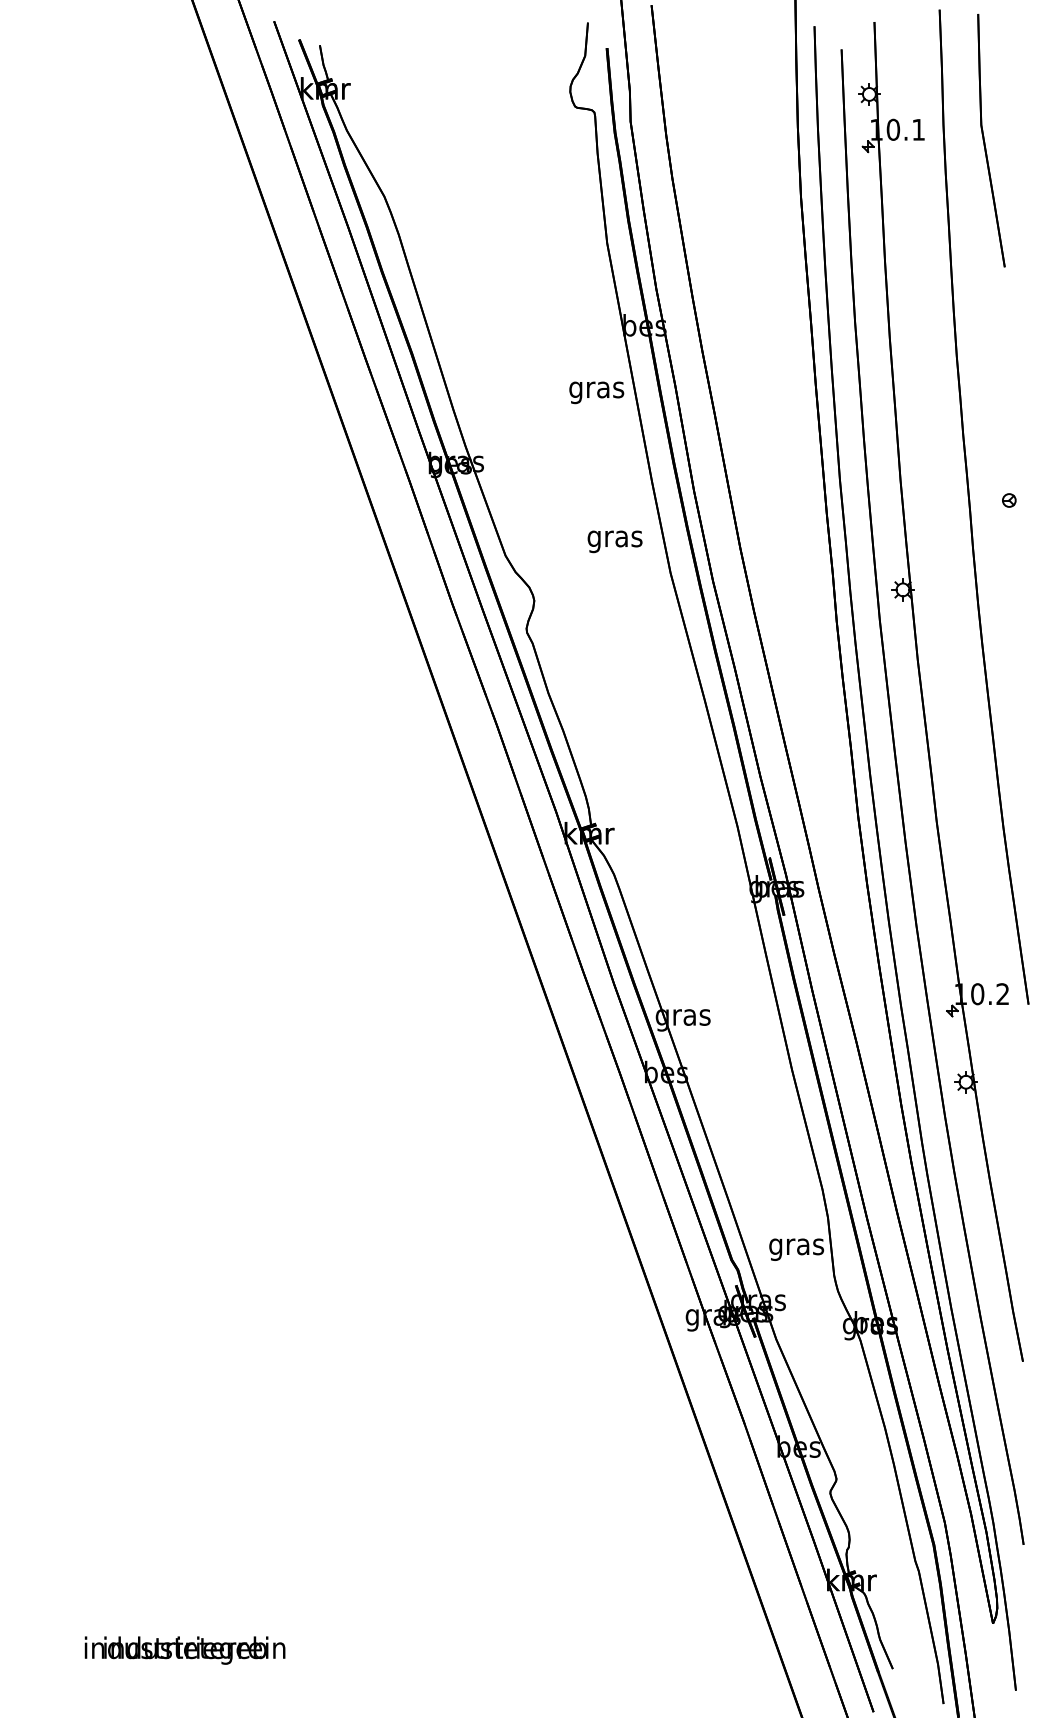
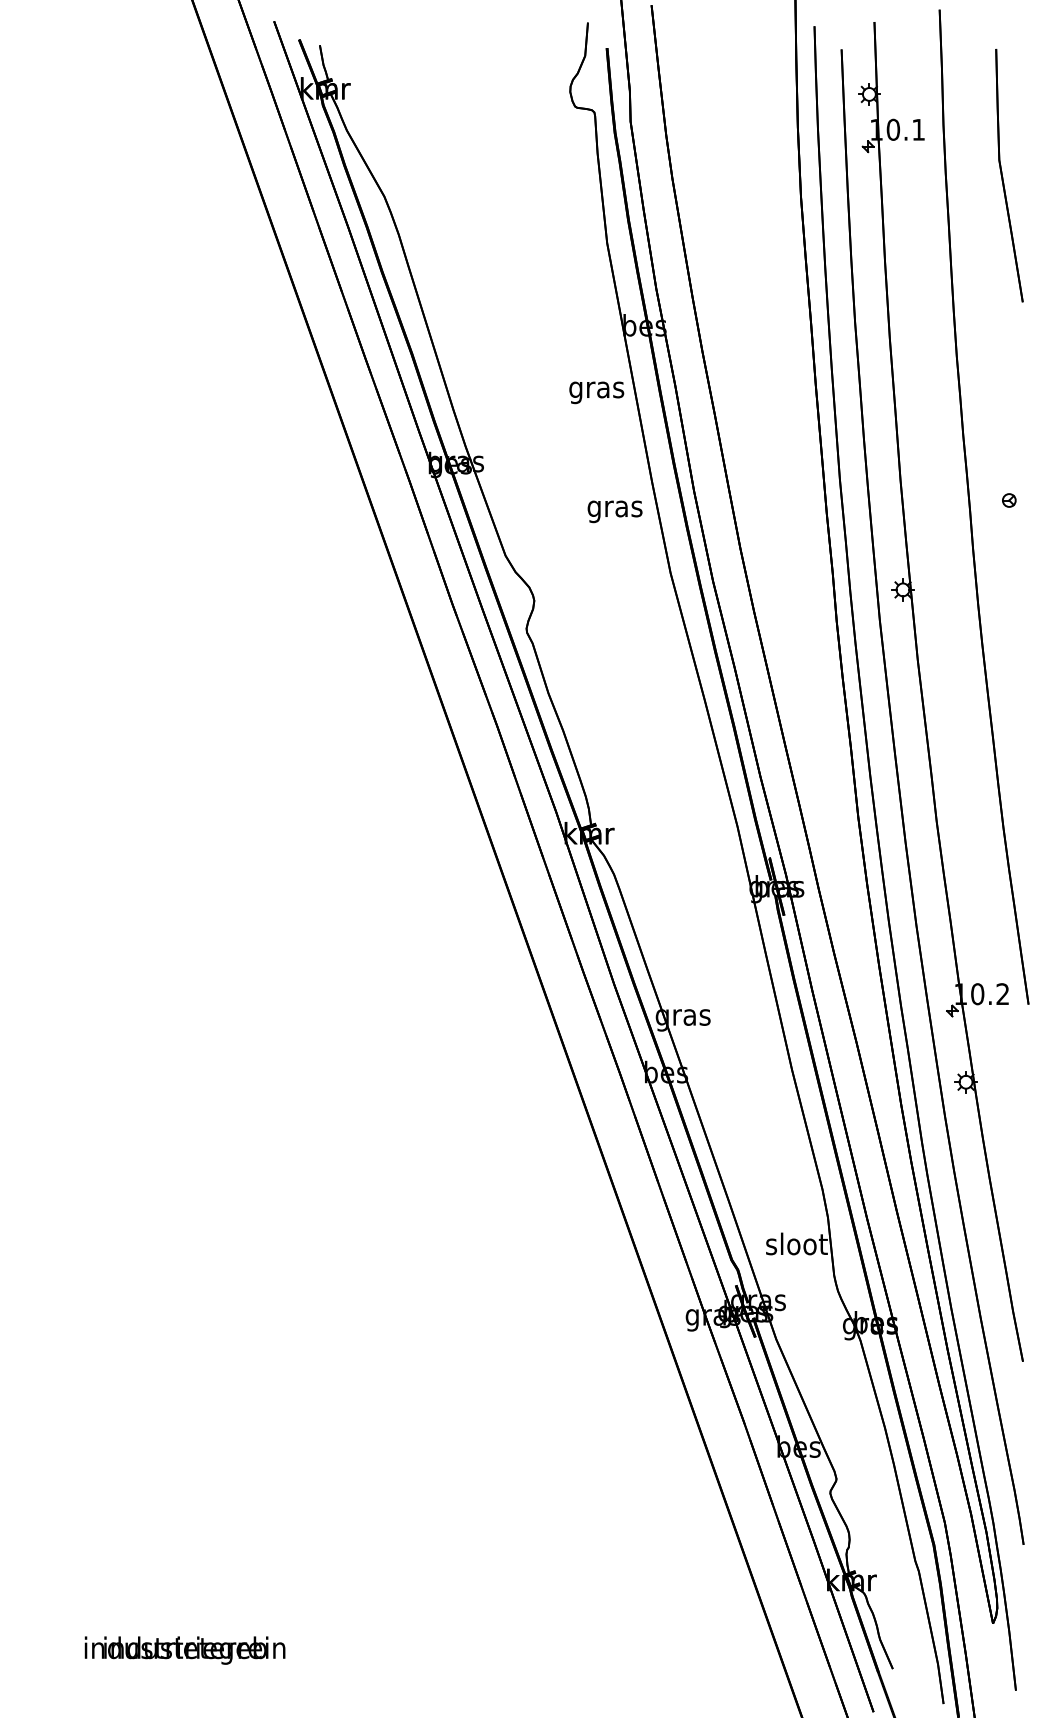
part position: (985, 142) -> (1003, 177) (1003, 177)
text position: (614, 541) -> (614, 511) (614, 511)
text: gras -> sloot (796, 1246)
